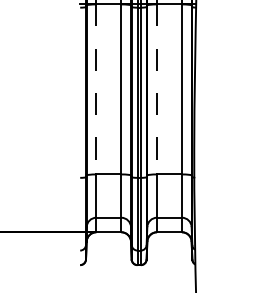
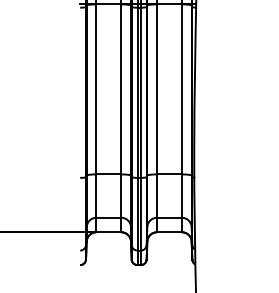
line: dashed -> solid (96, 89)
line: dashed -> solid (157, 89)
